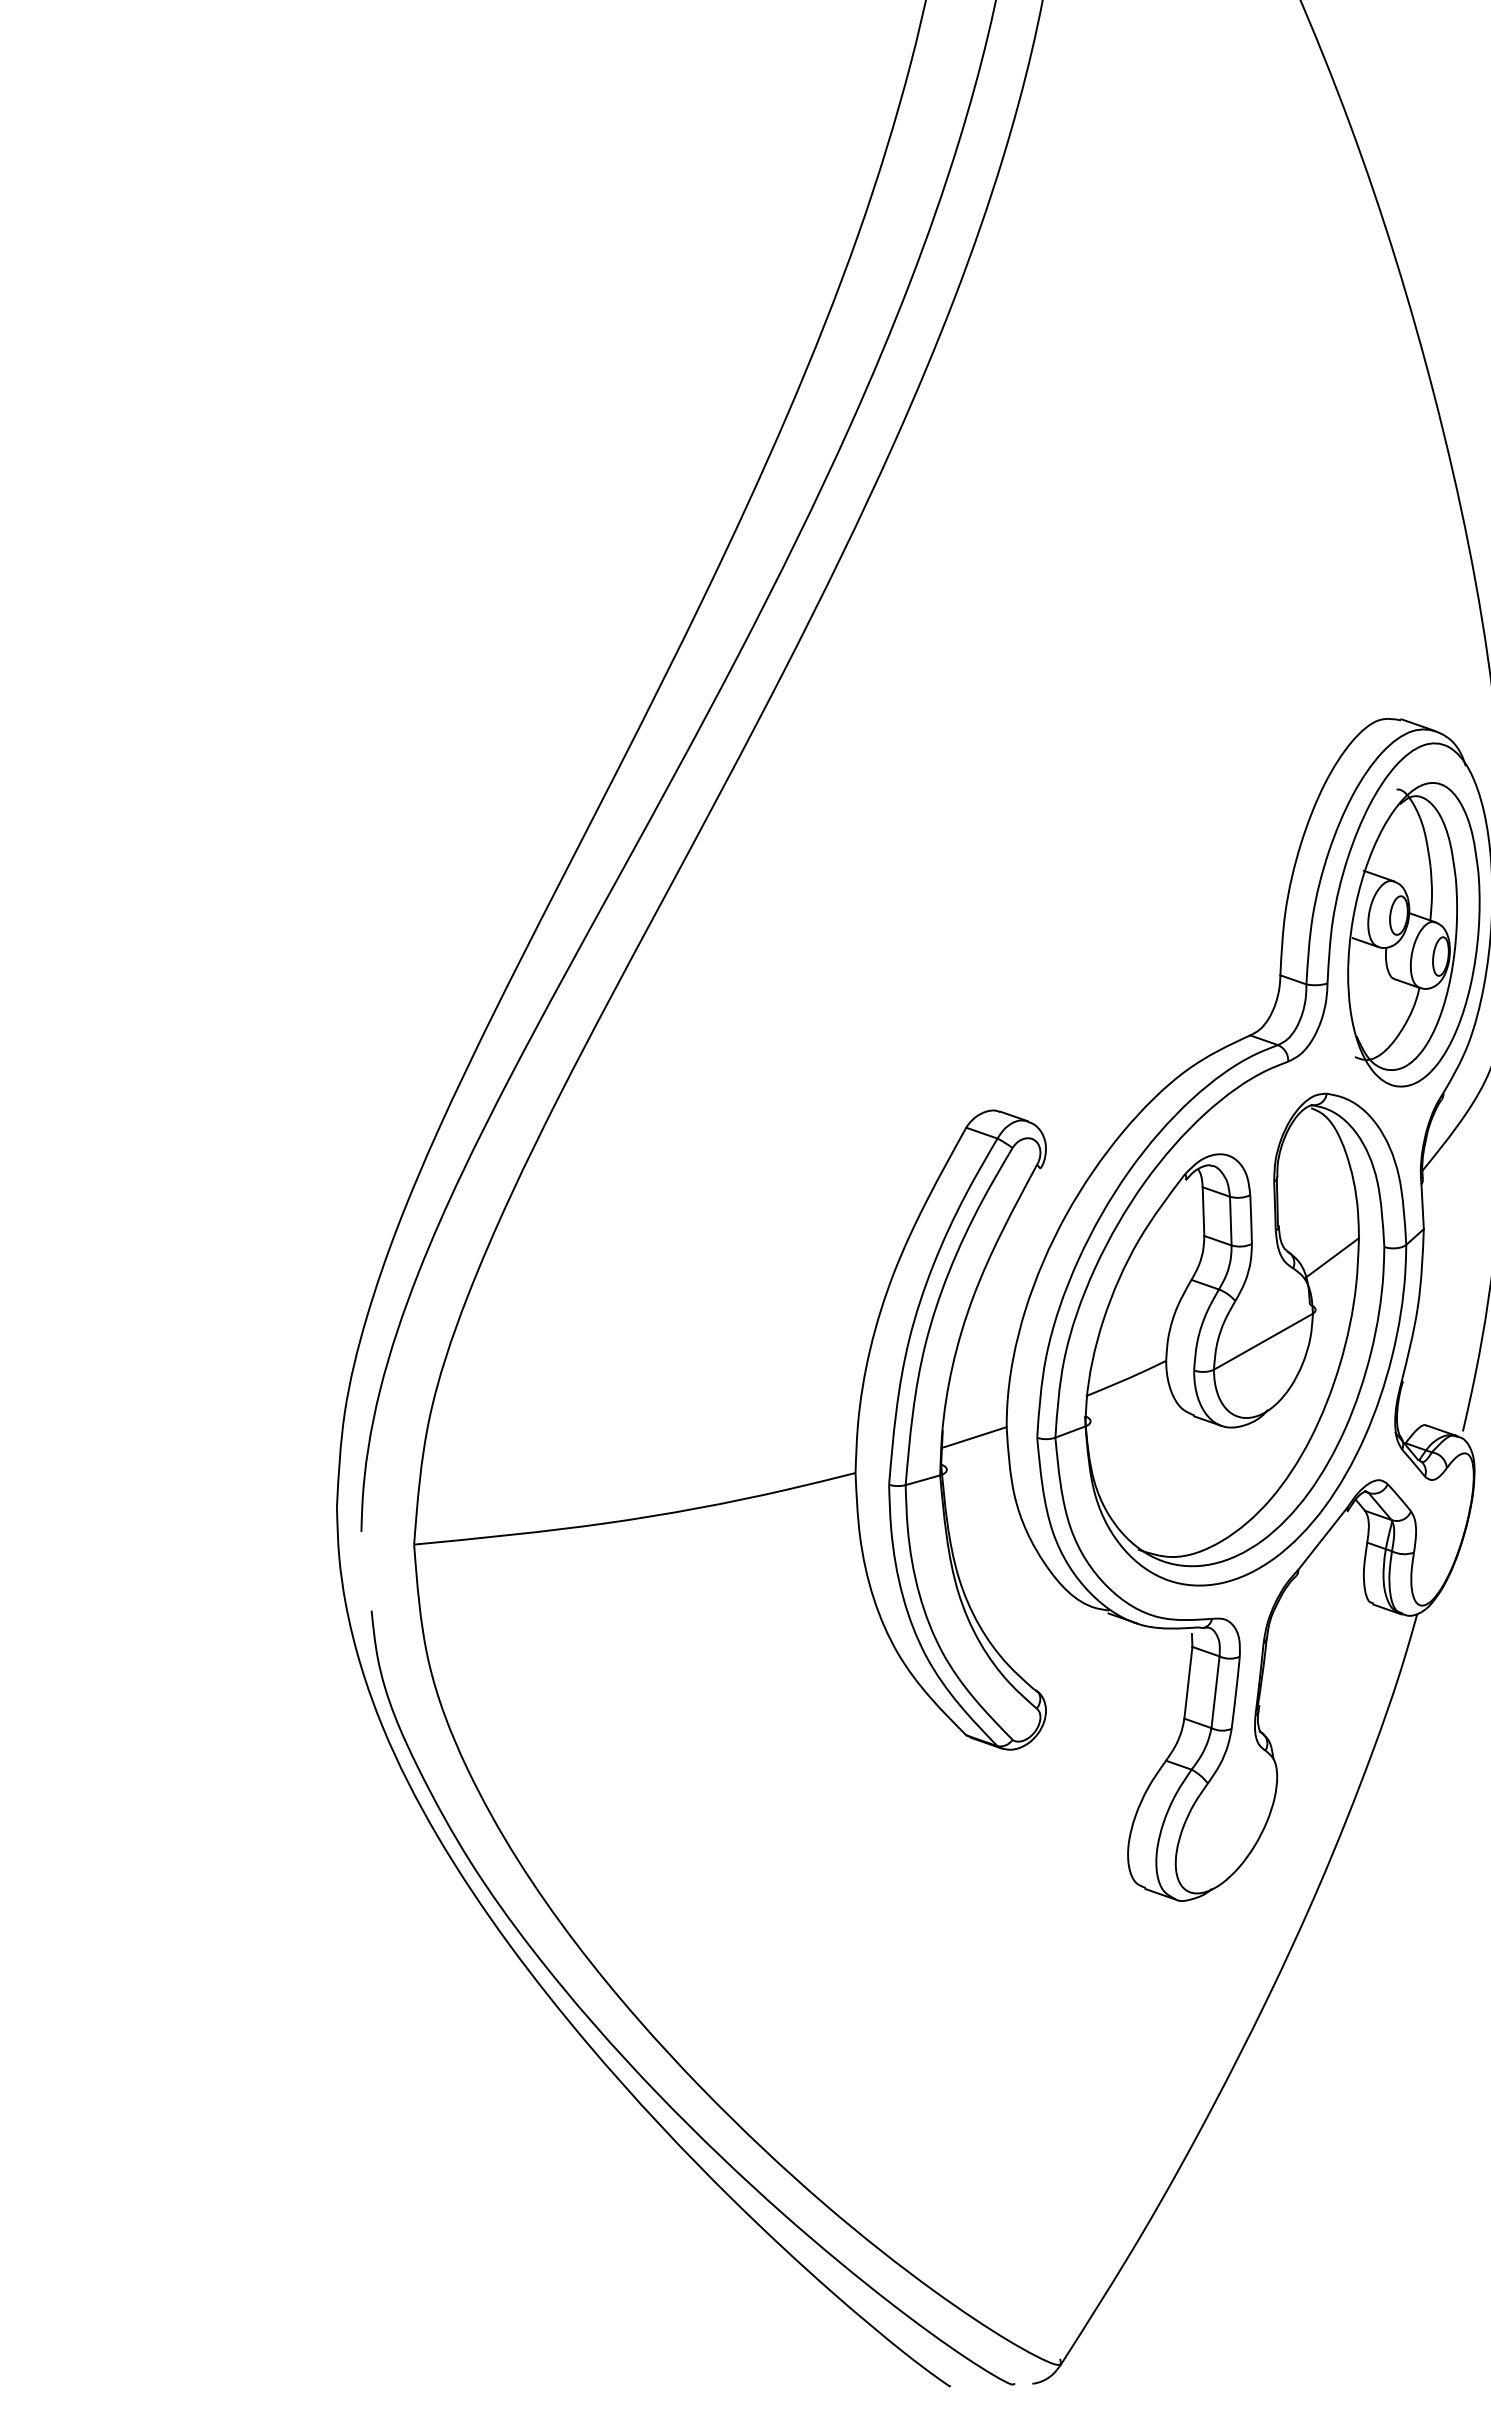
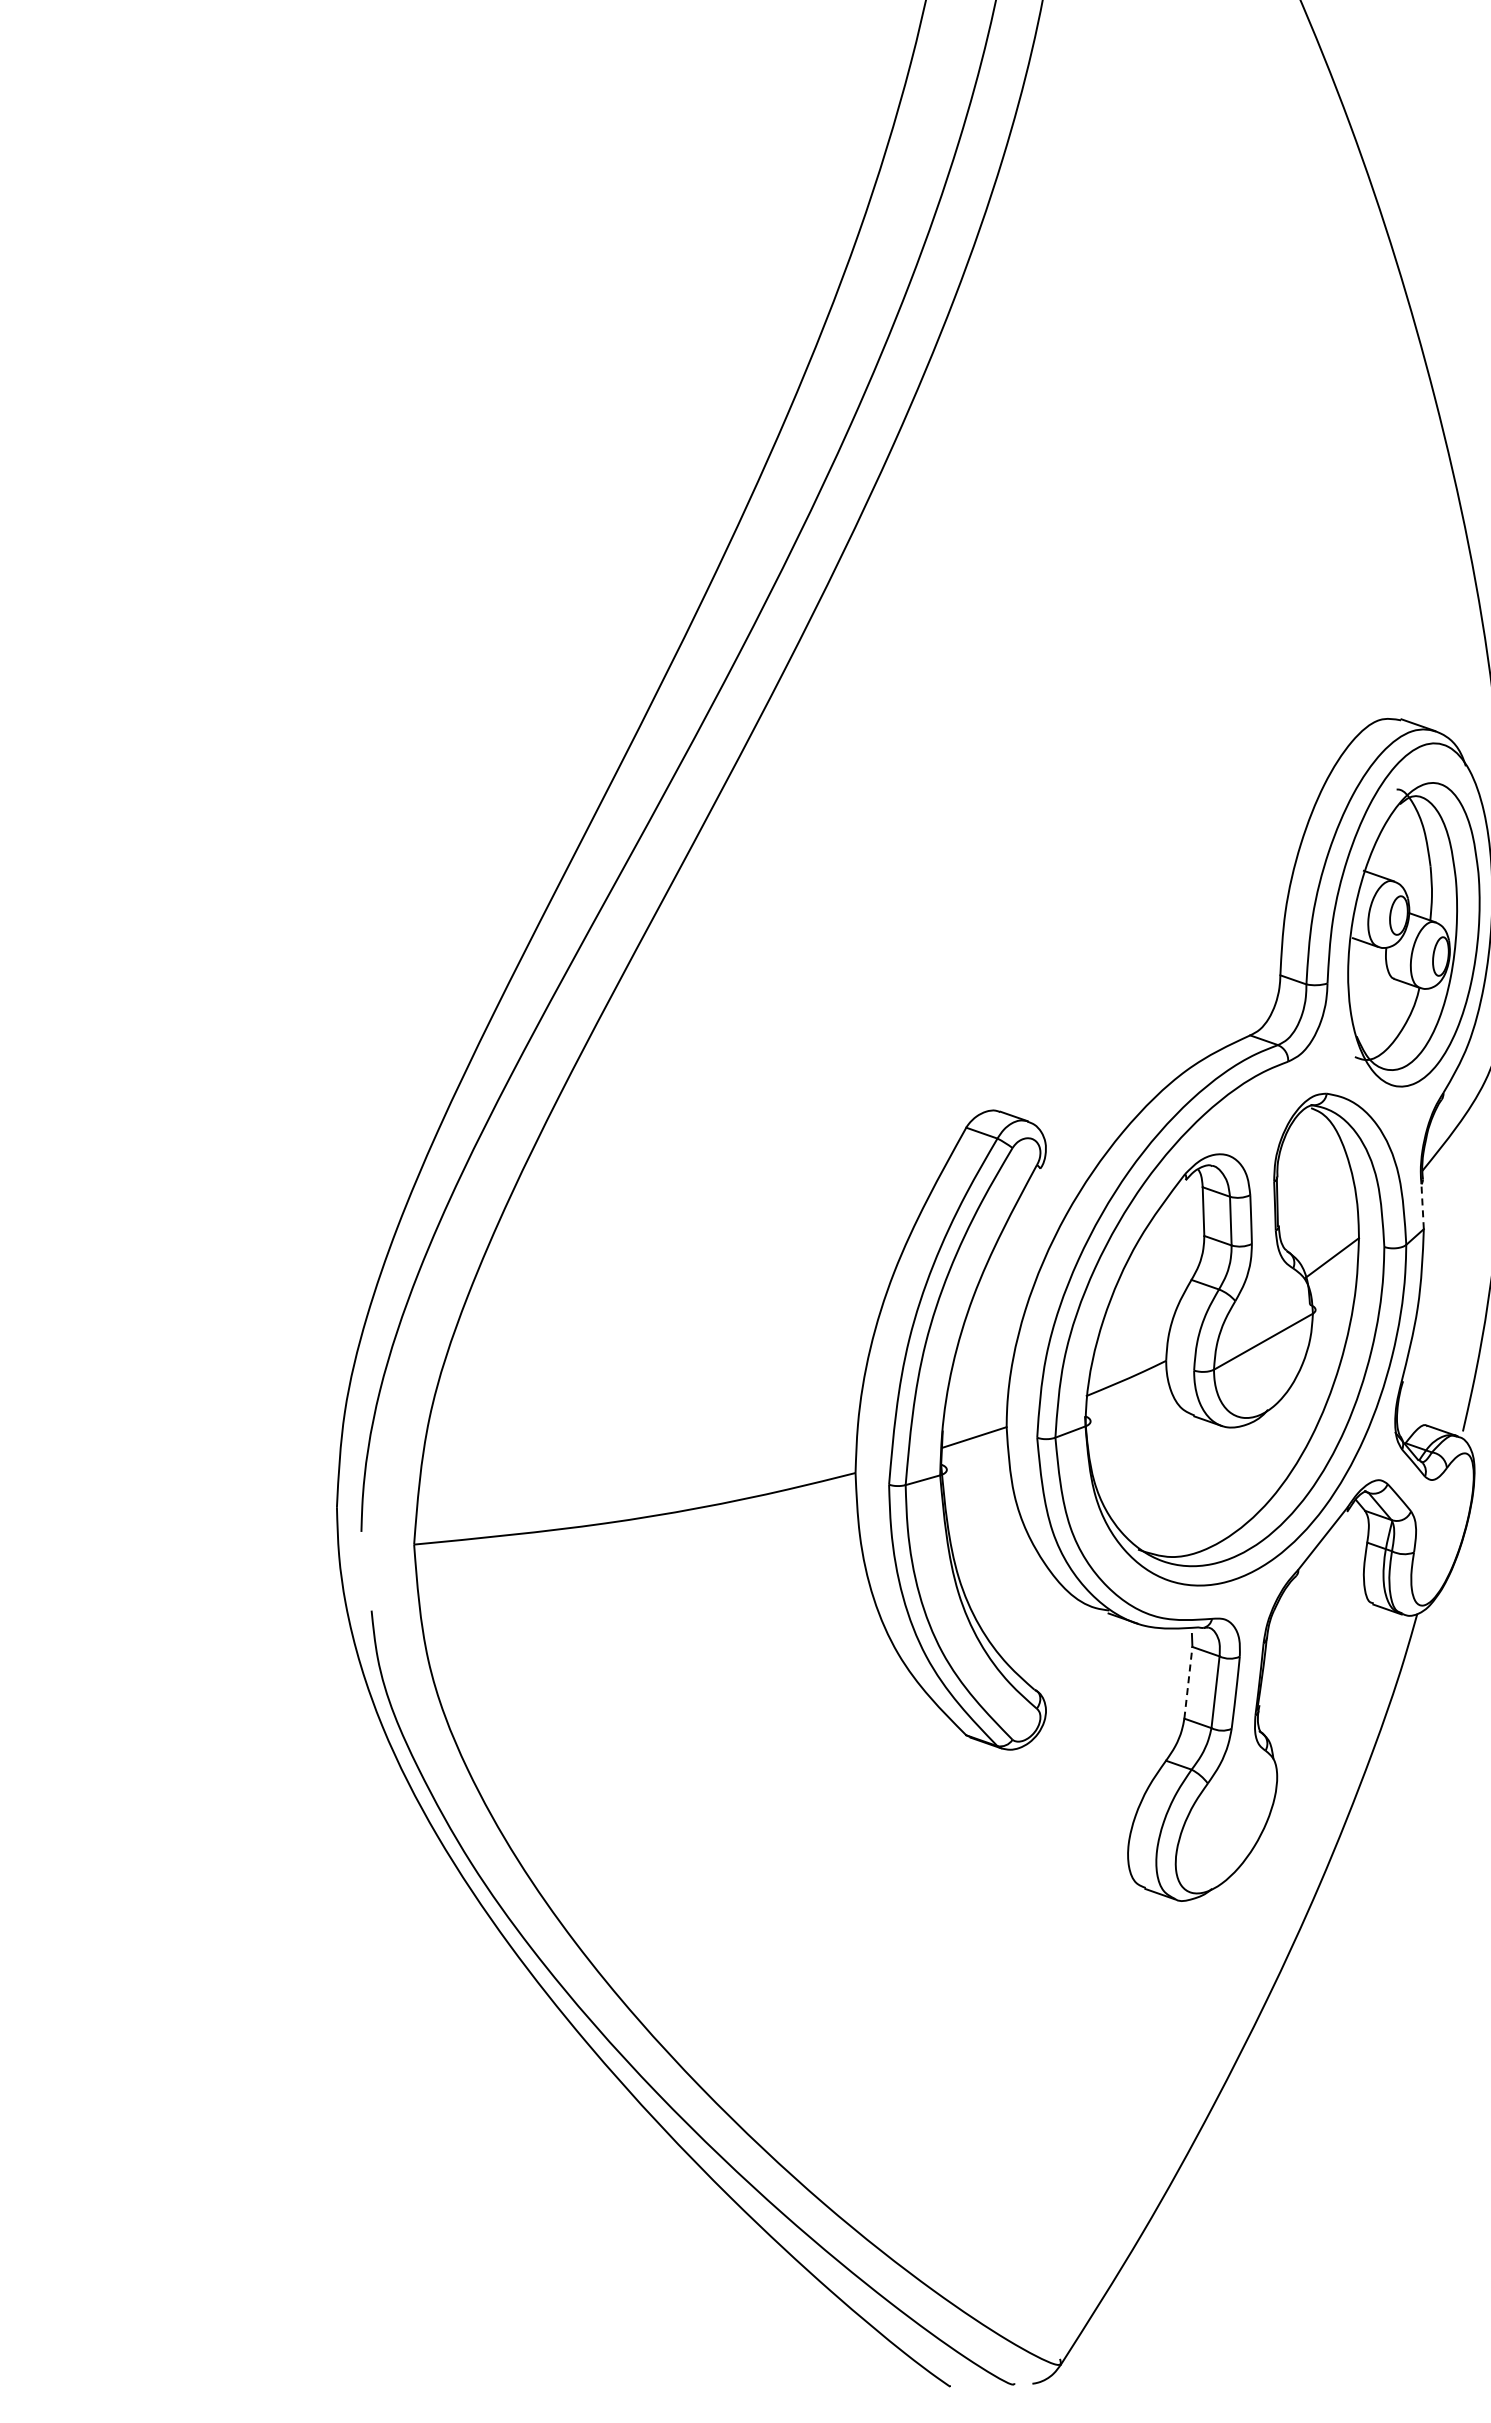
line: solid -> dashed (1422, 1206)
line: solid -> dashed (1188, 1682)
